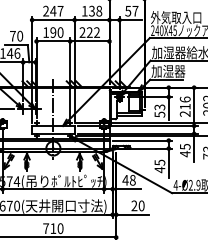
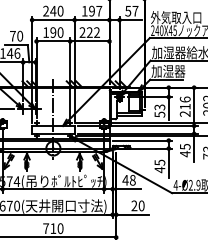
text: 247 -> 240 (60, 10)
text: 138 -> 197 (95, 10)
